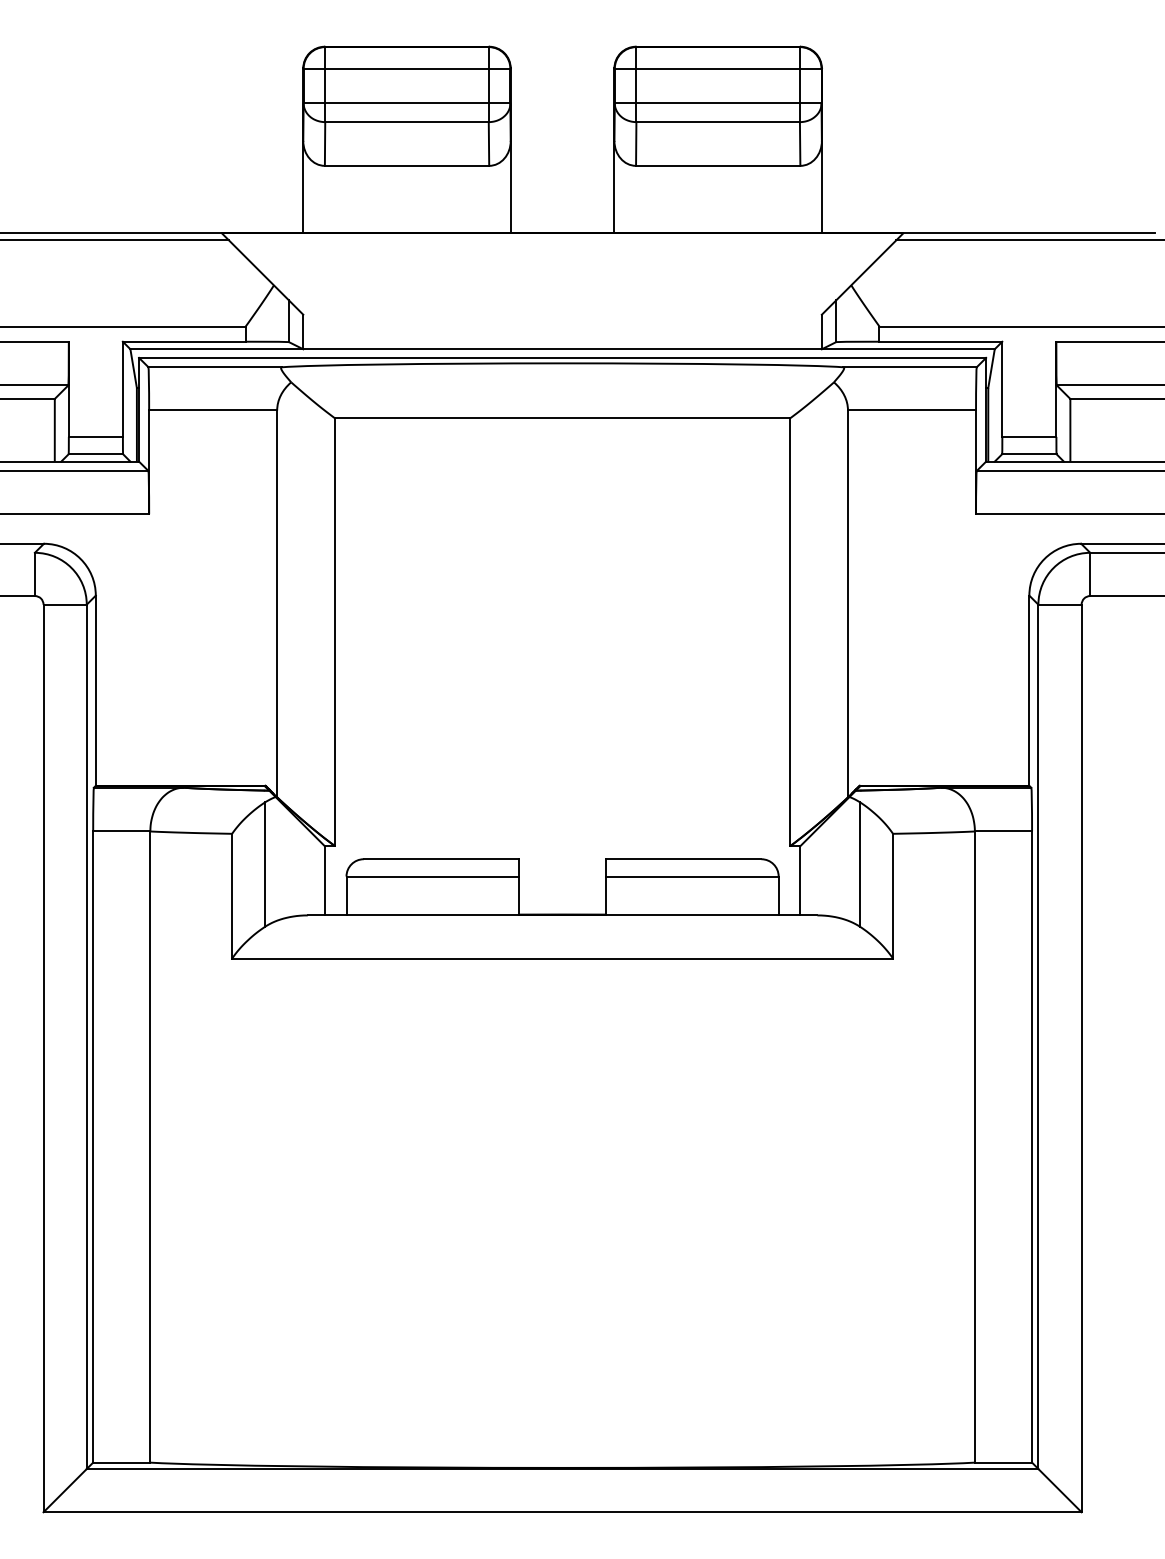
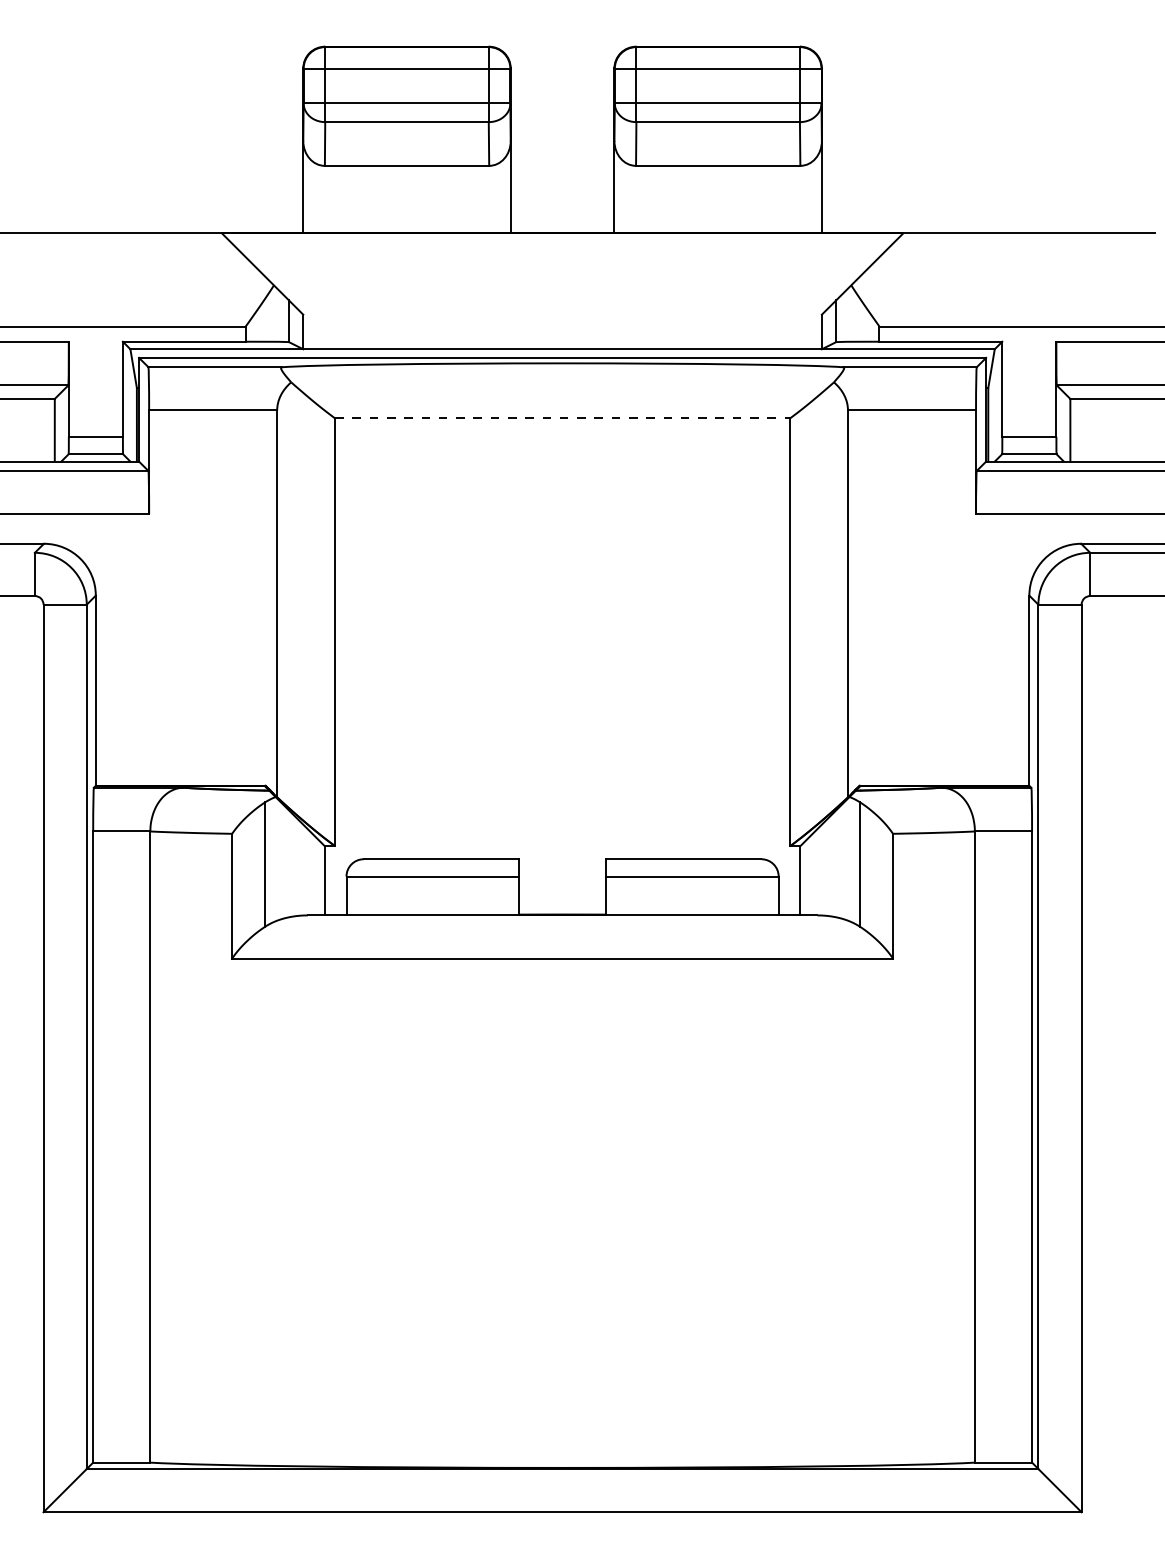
line: present -> none (115, 240)
line: present -> none (1028, 240)
line: solid -> dashed (563, 418)
